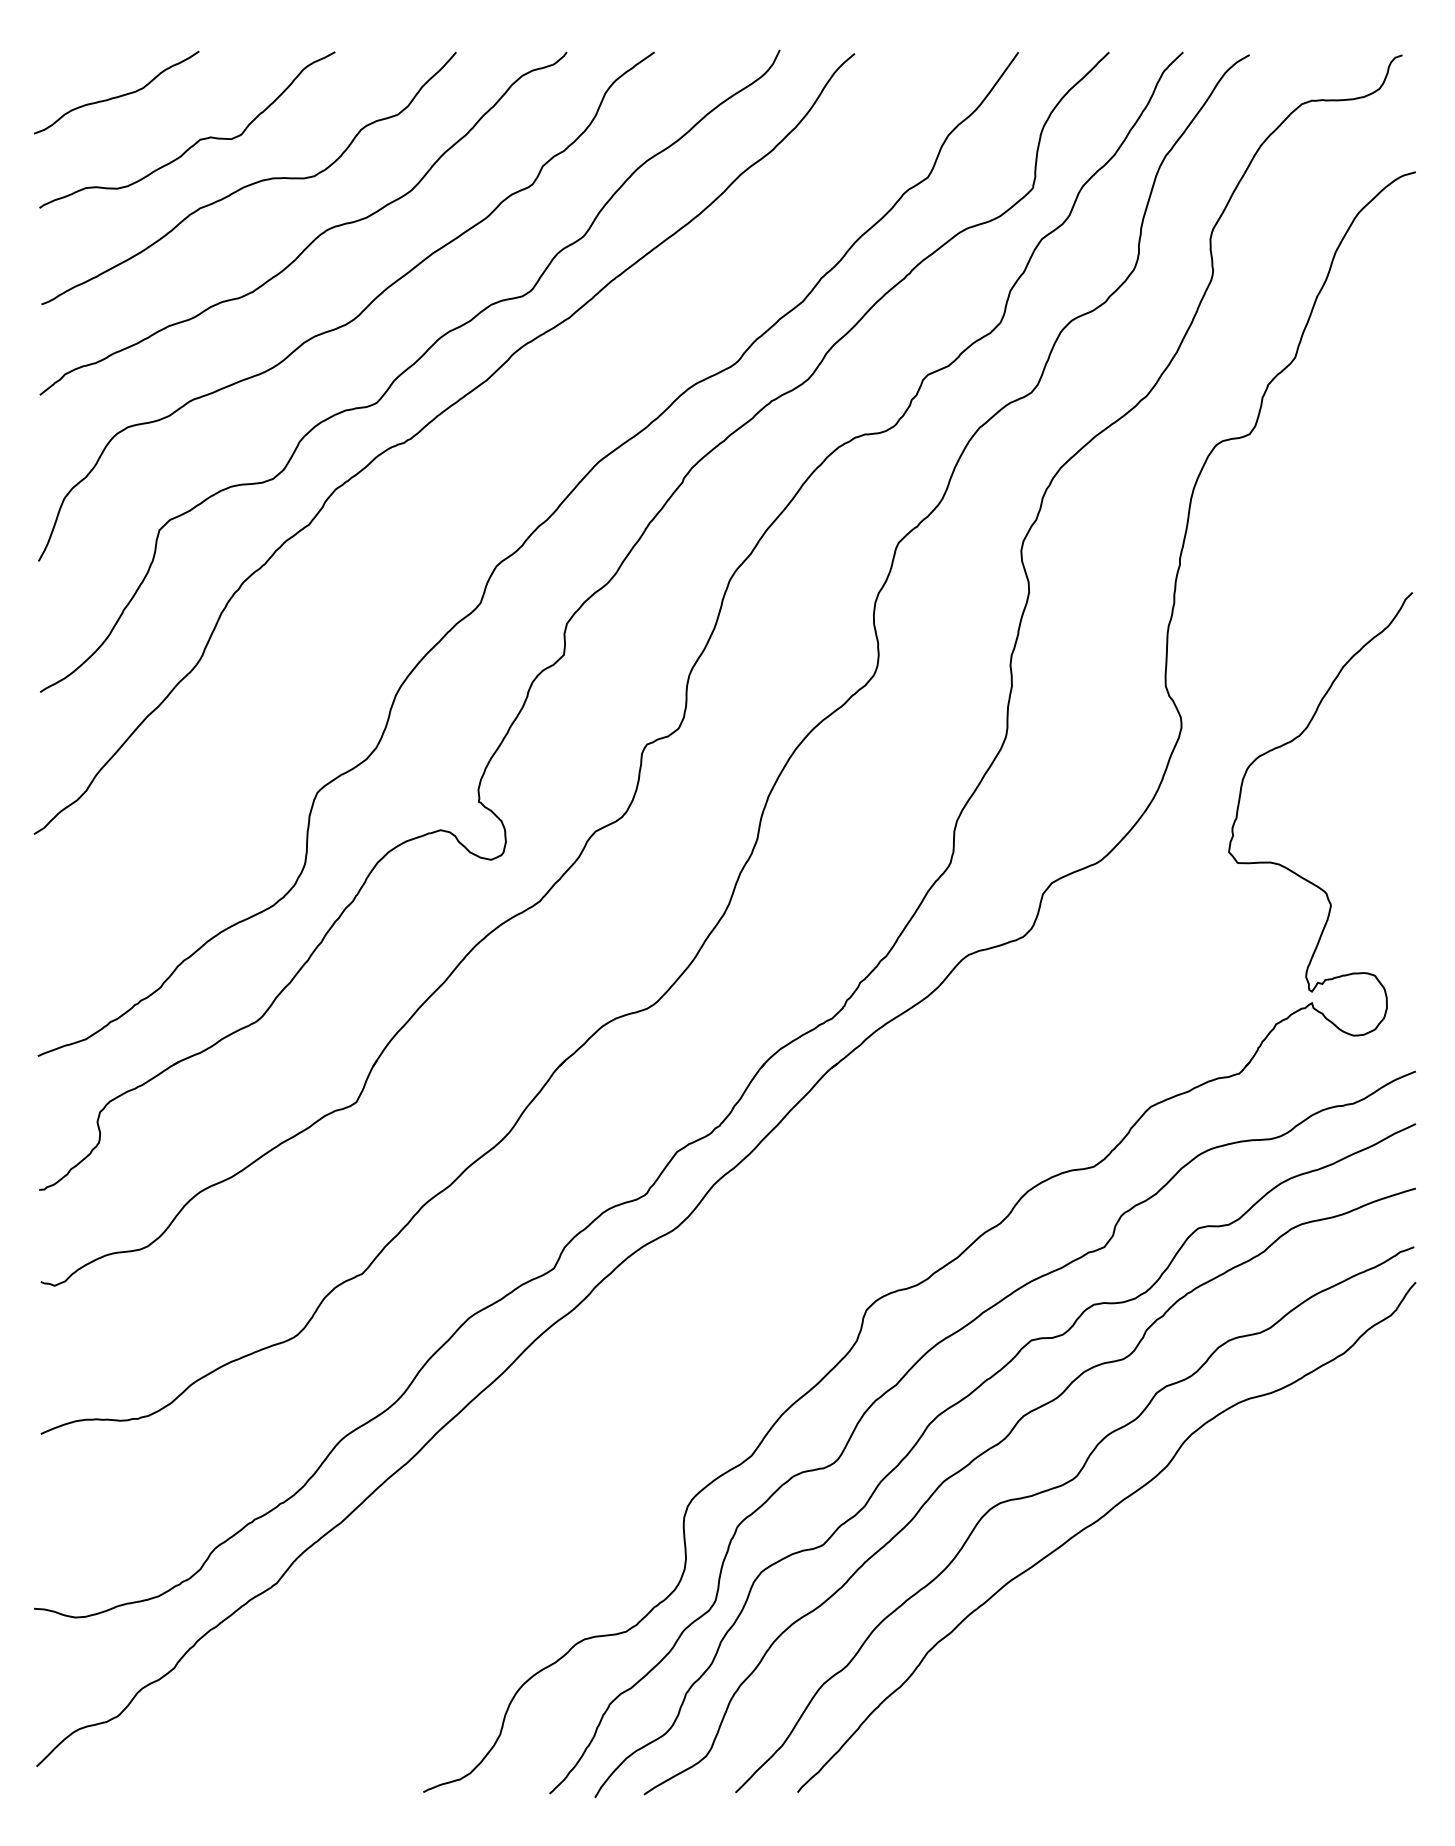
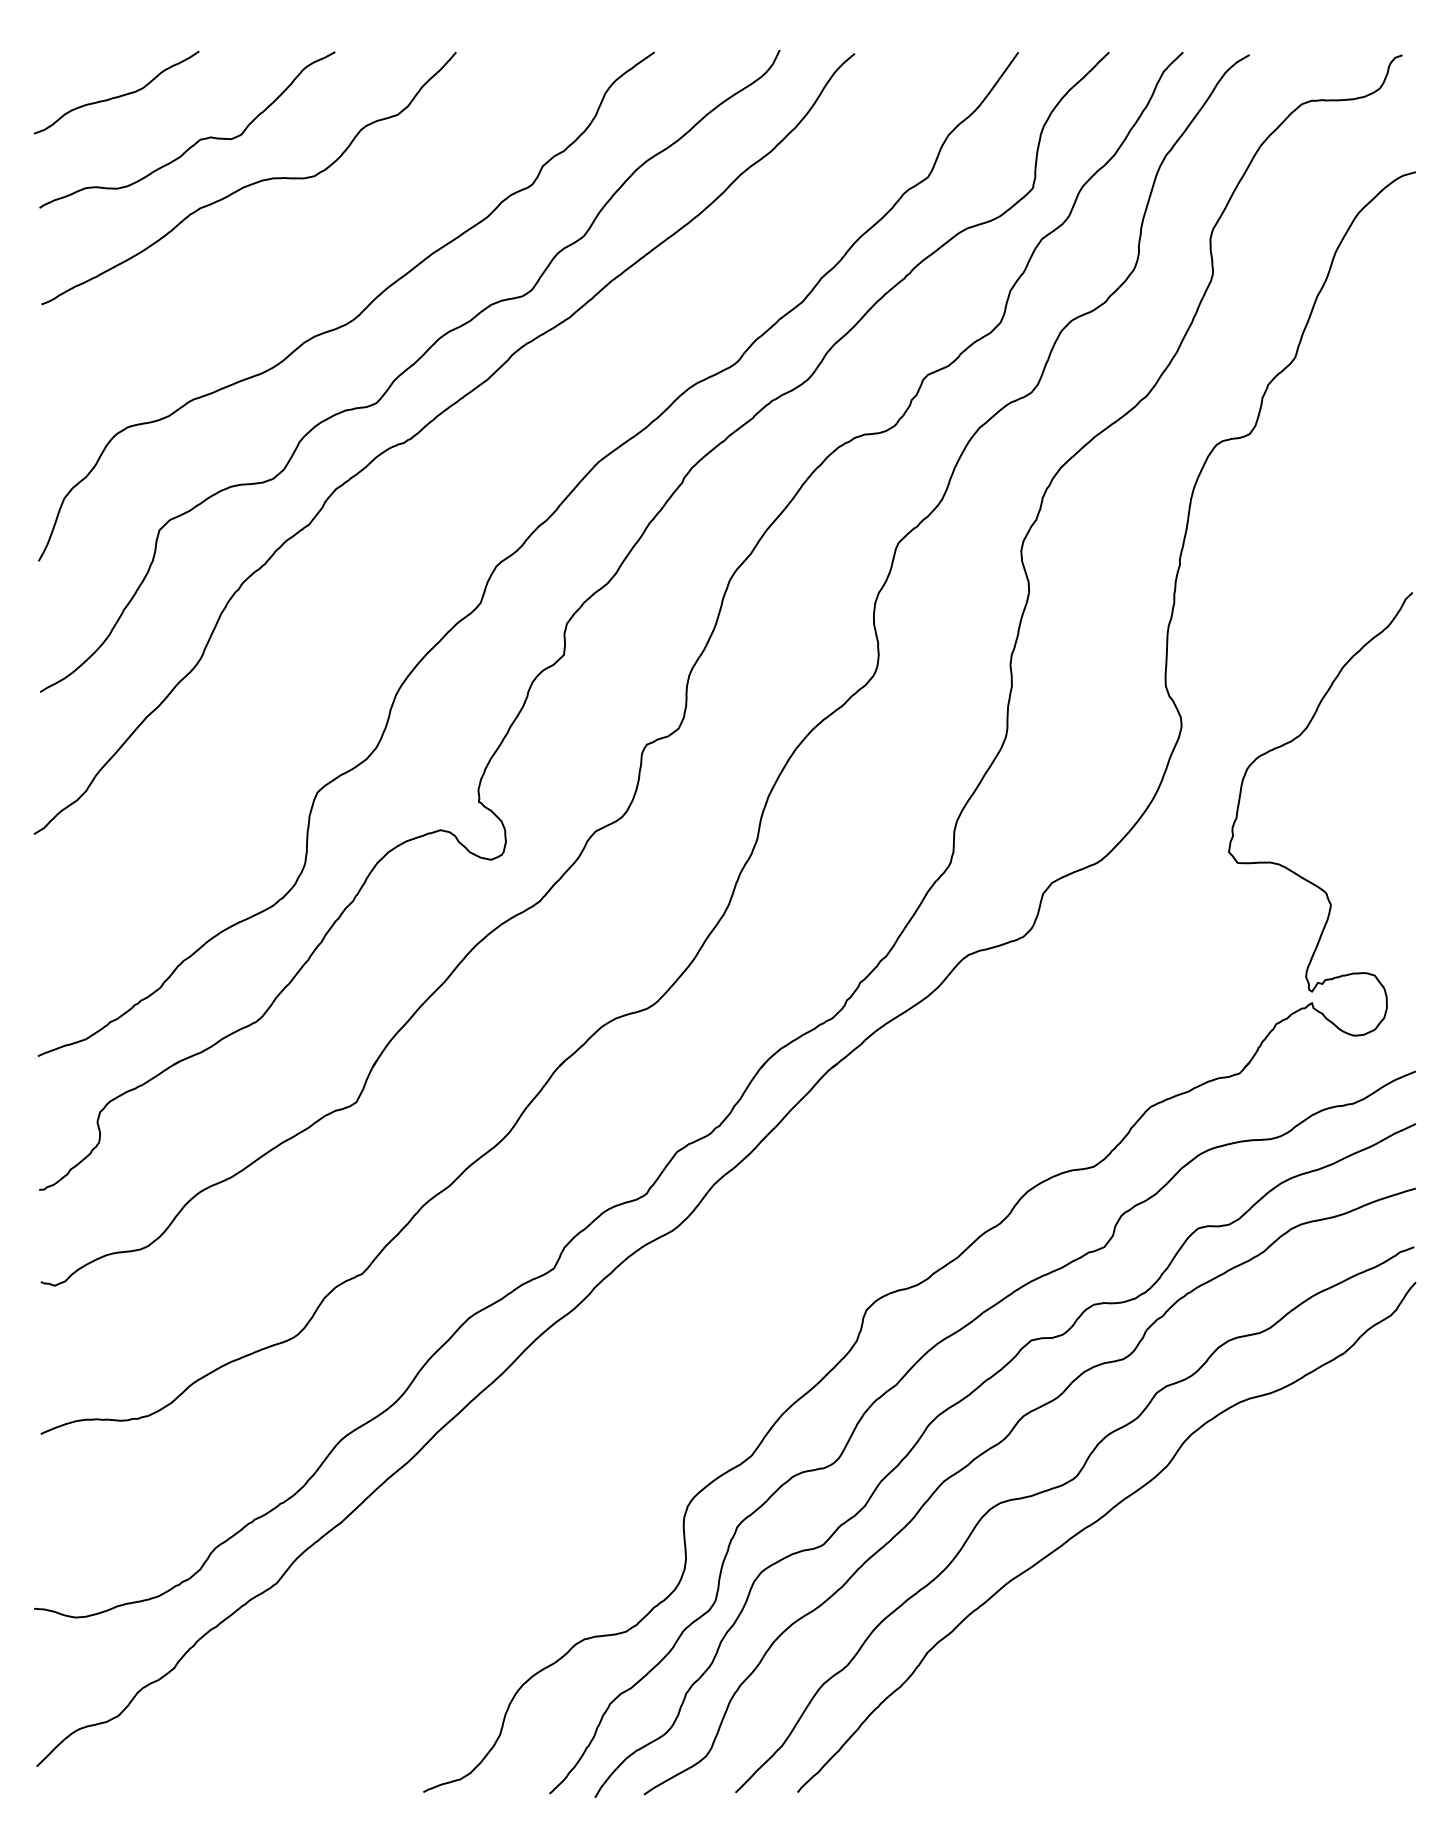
curve: present -> none (315, 237)
